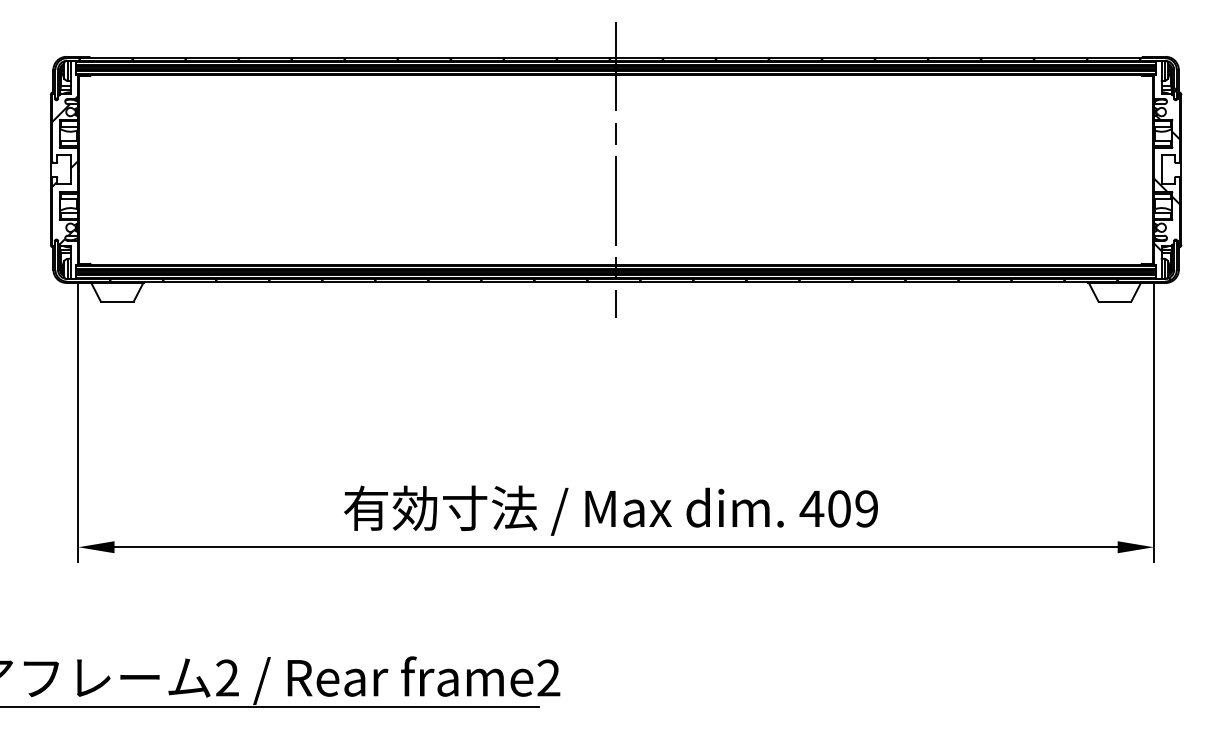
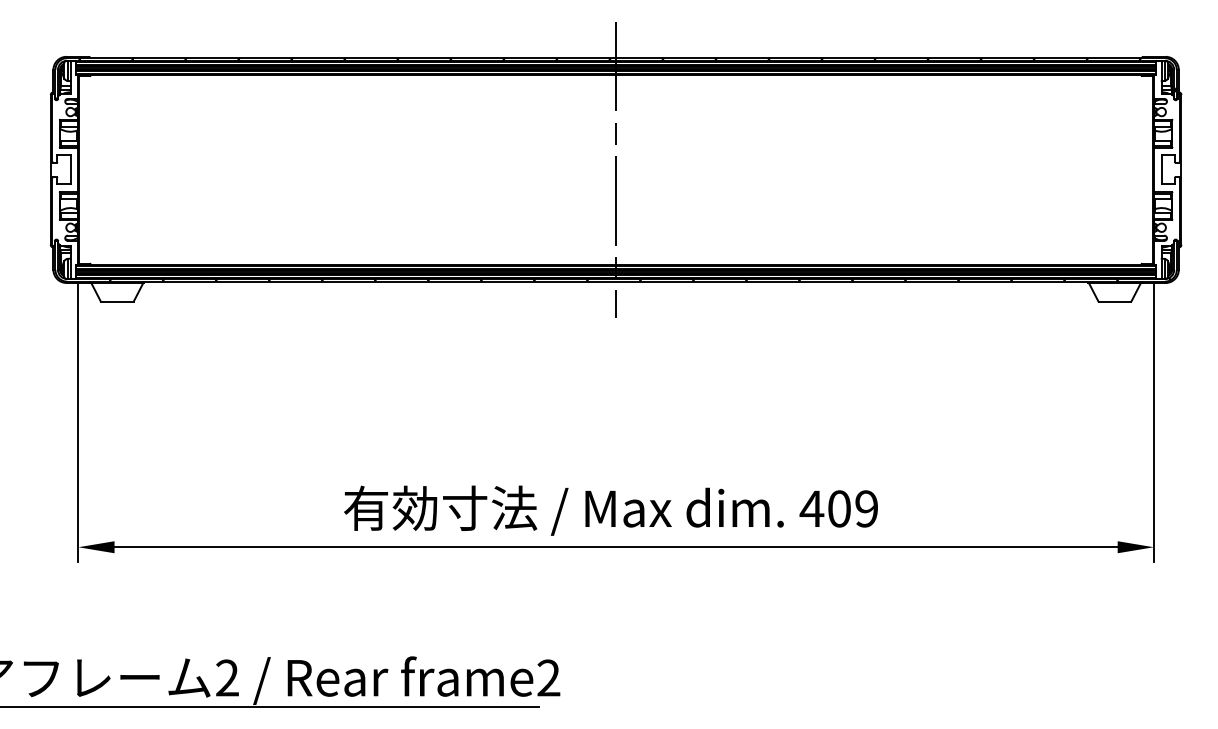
hatch: present -> none (65, 169)
hatch: present -> none (1166, 183)
